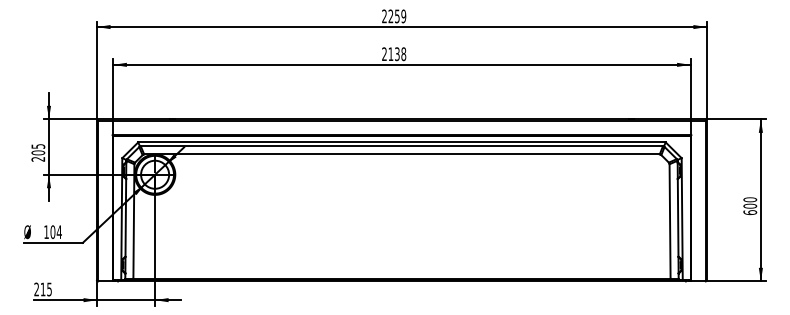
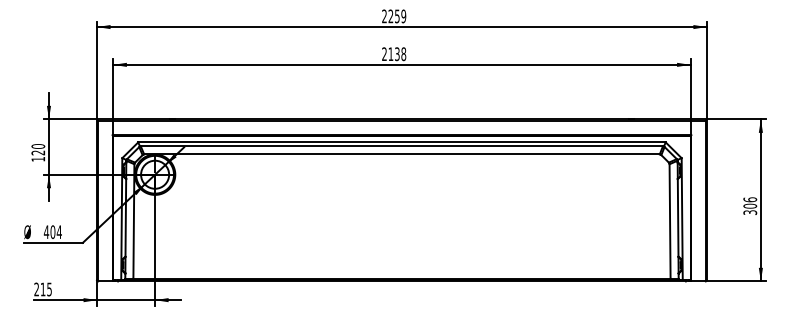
text: 205 -> 120 (38, 152)
text: 600 -> 306 (750, 206)
text: 104 -> 404 (46, 231)
